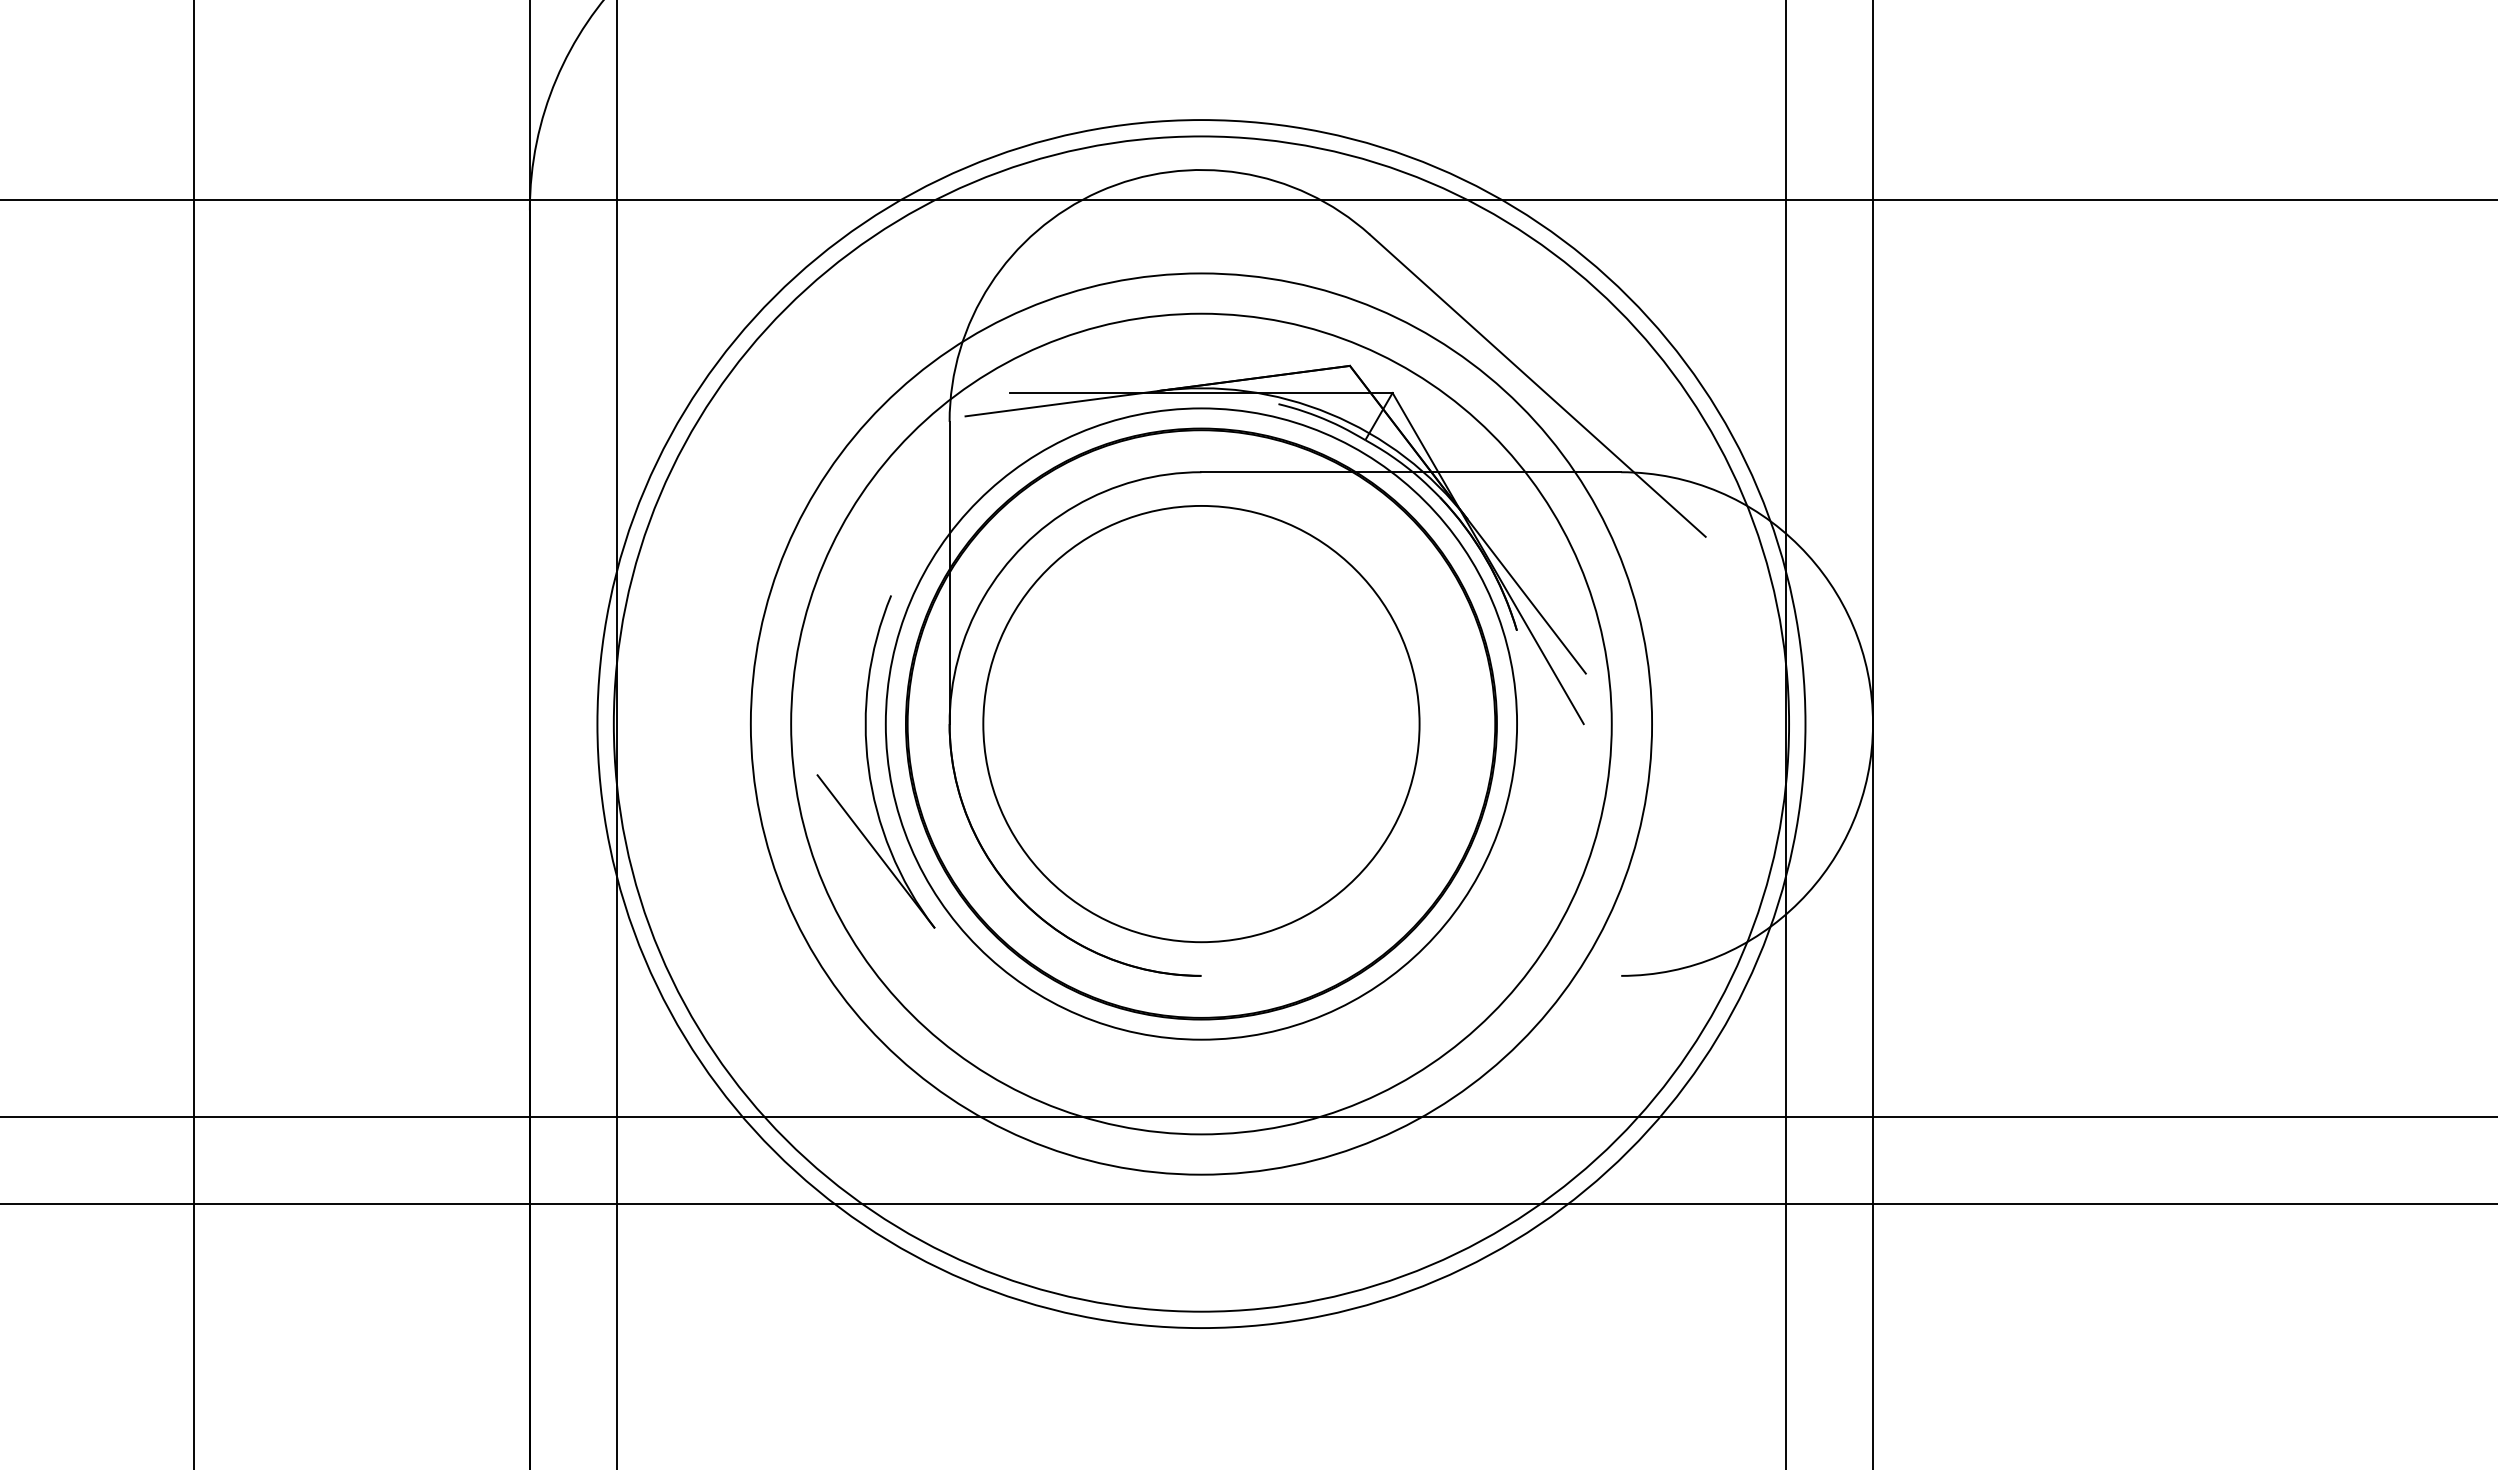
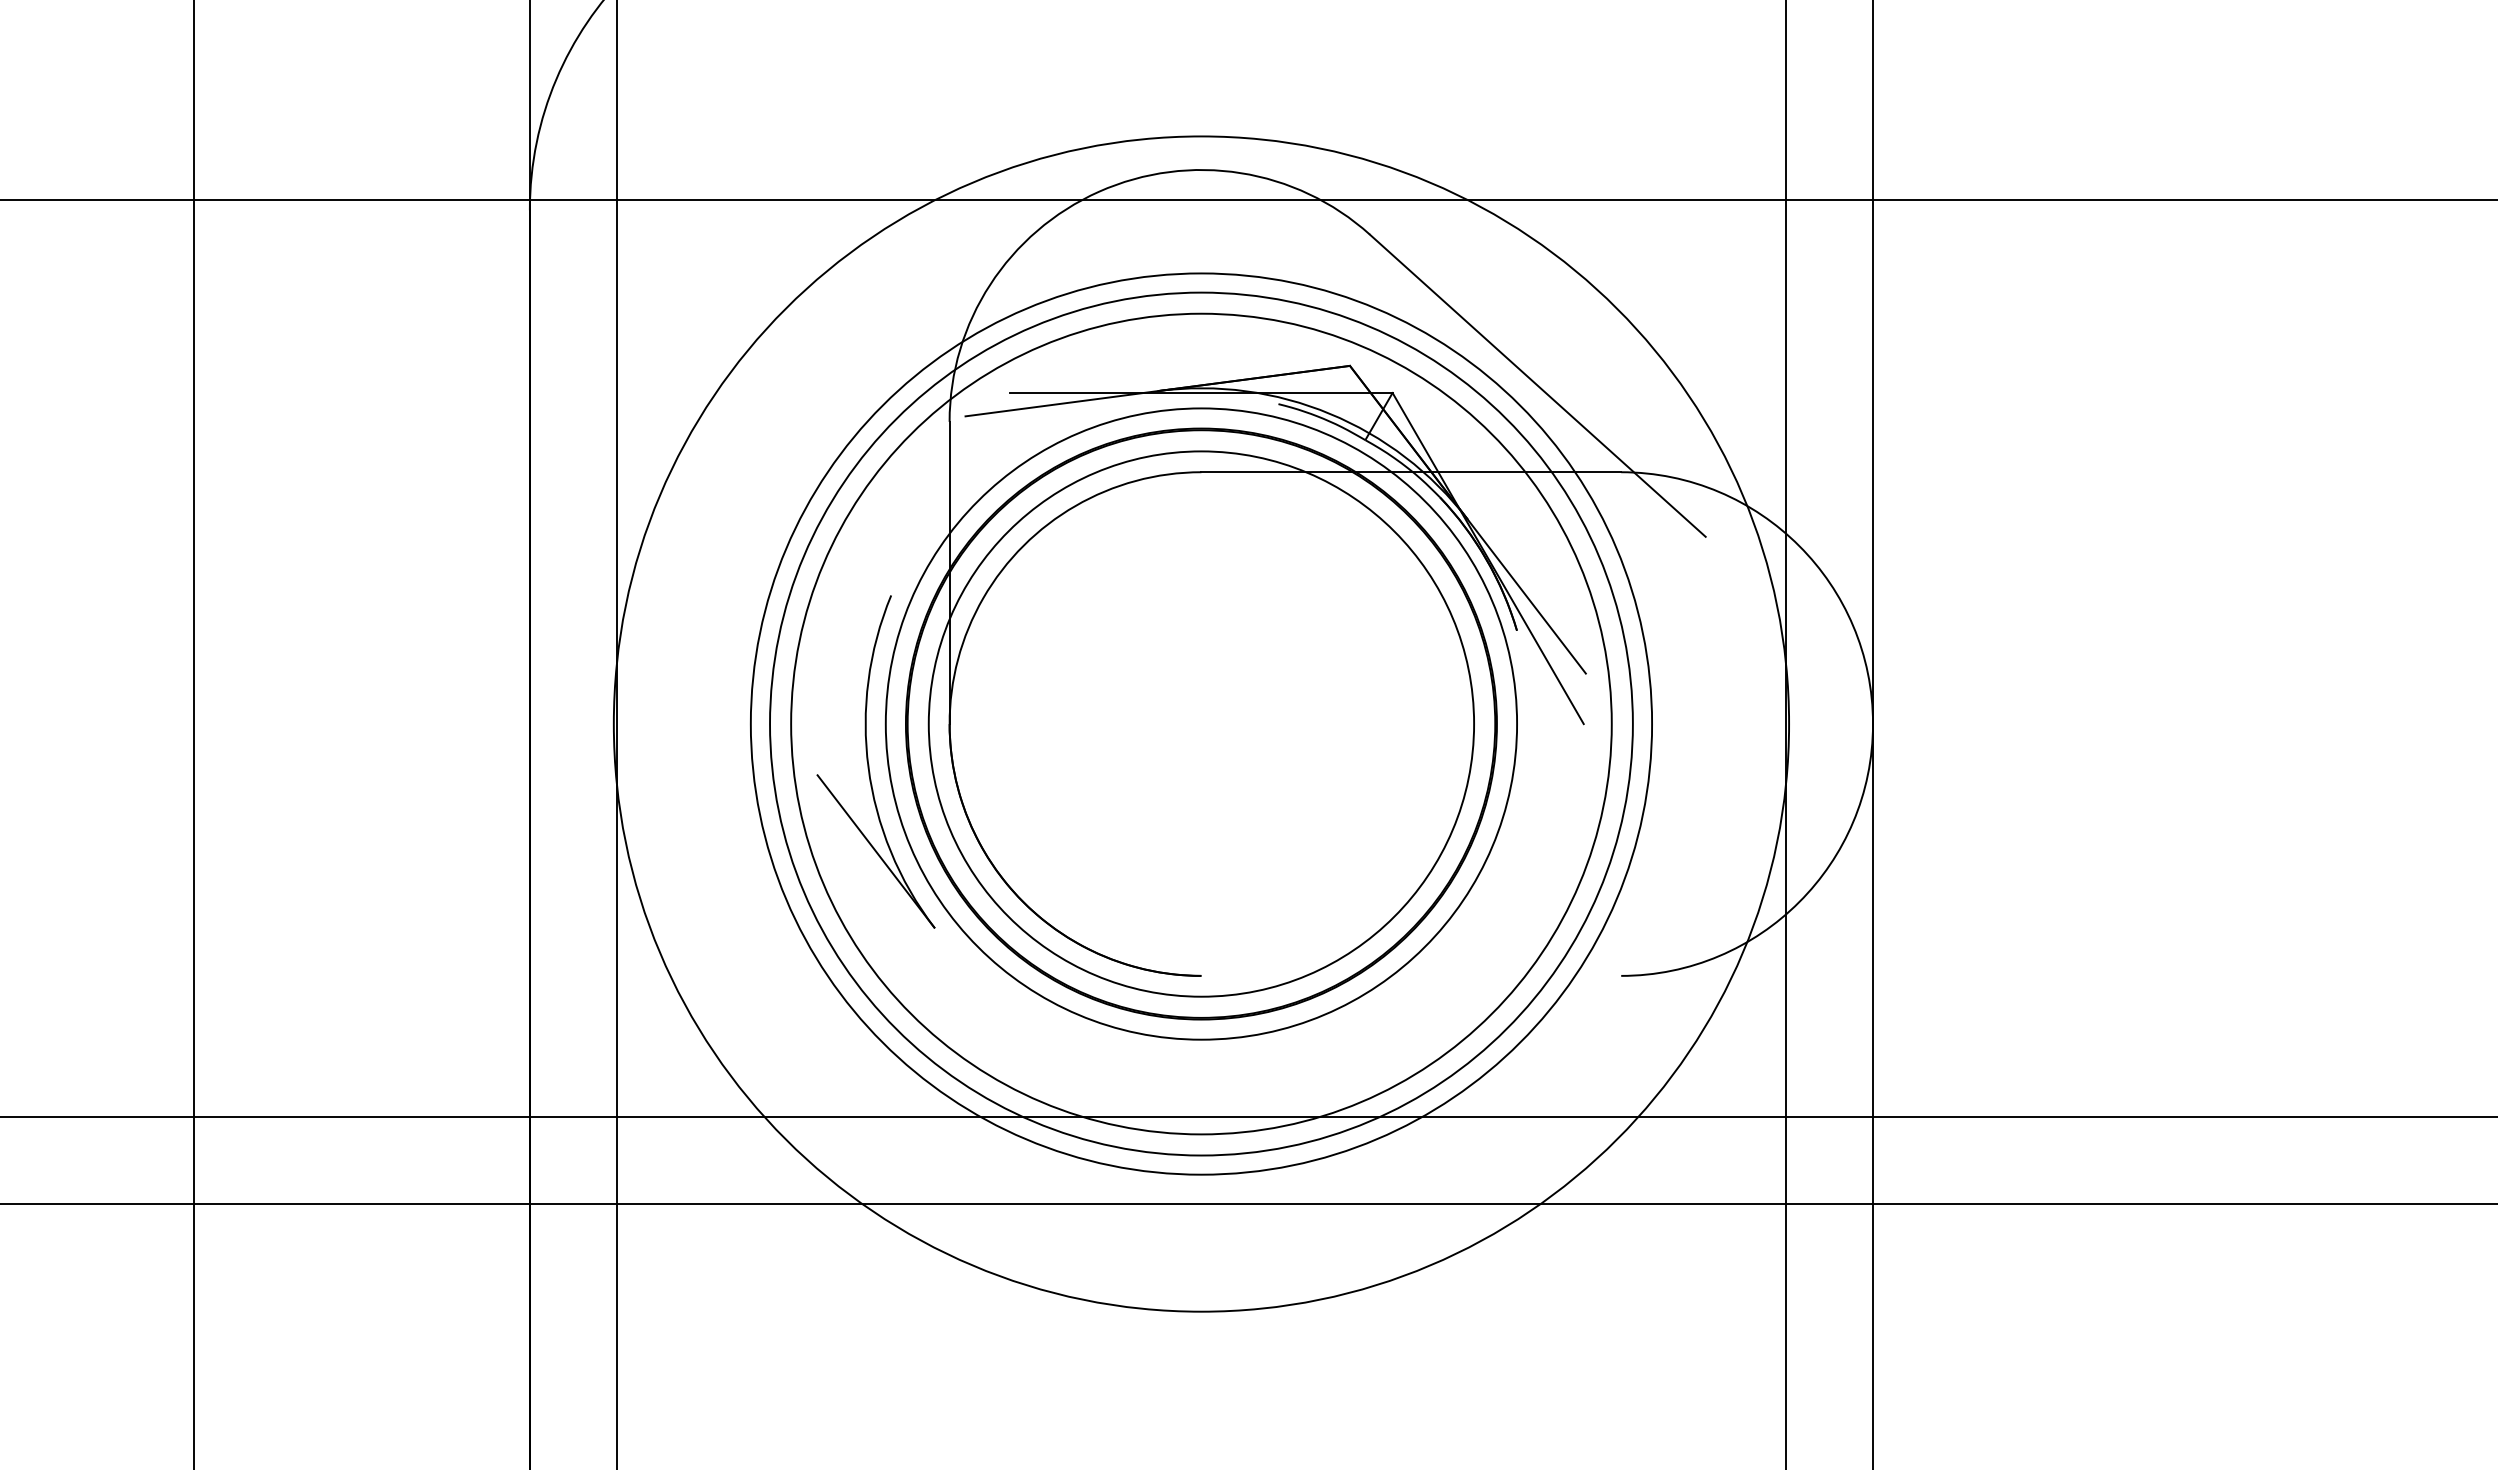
circle diameter: 436 px -> 545 px (1201, 723)
circle diameter: 1208 px -> 863 px (1201, 723)
